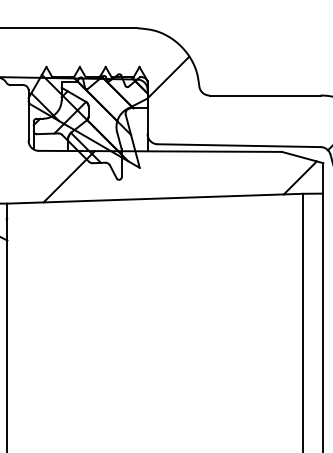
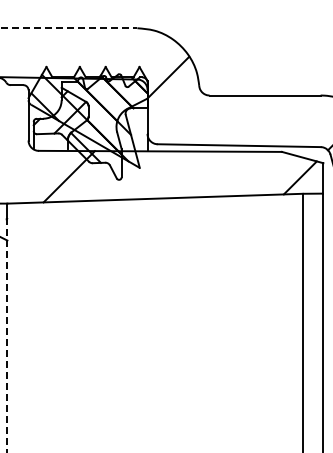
line: solid -> dashed (69, 28)
line: solid -> dashed (7, 336)
